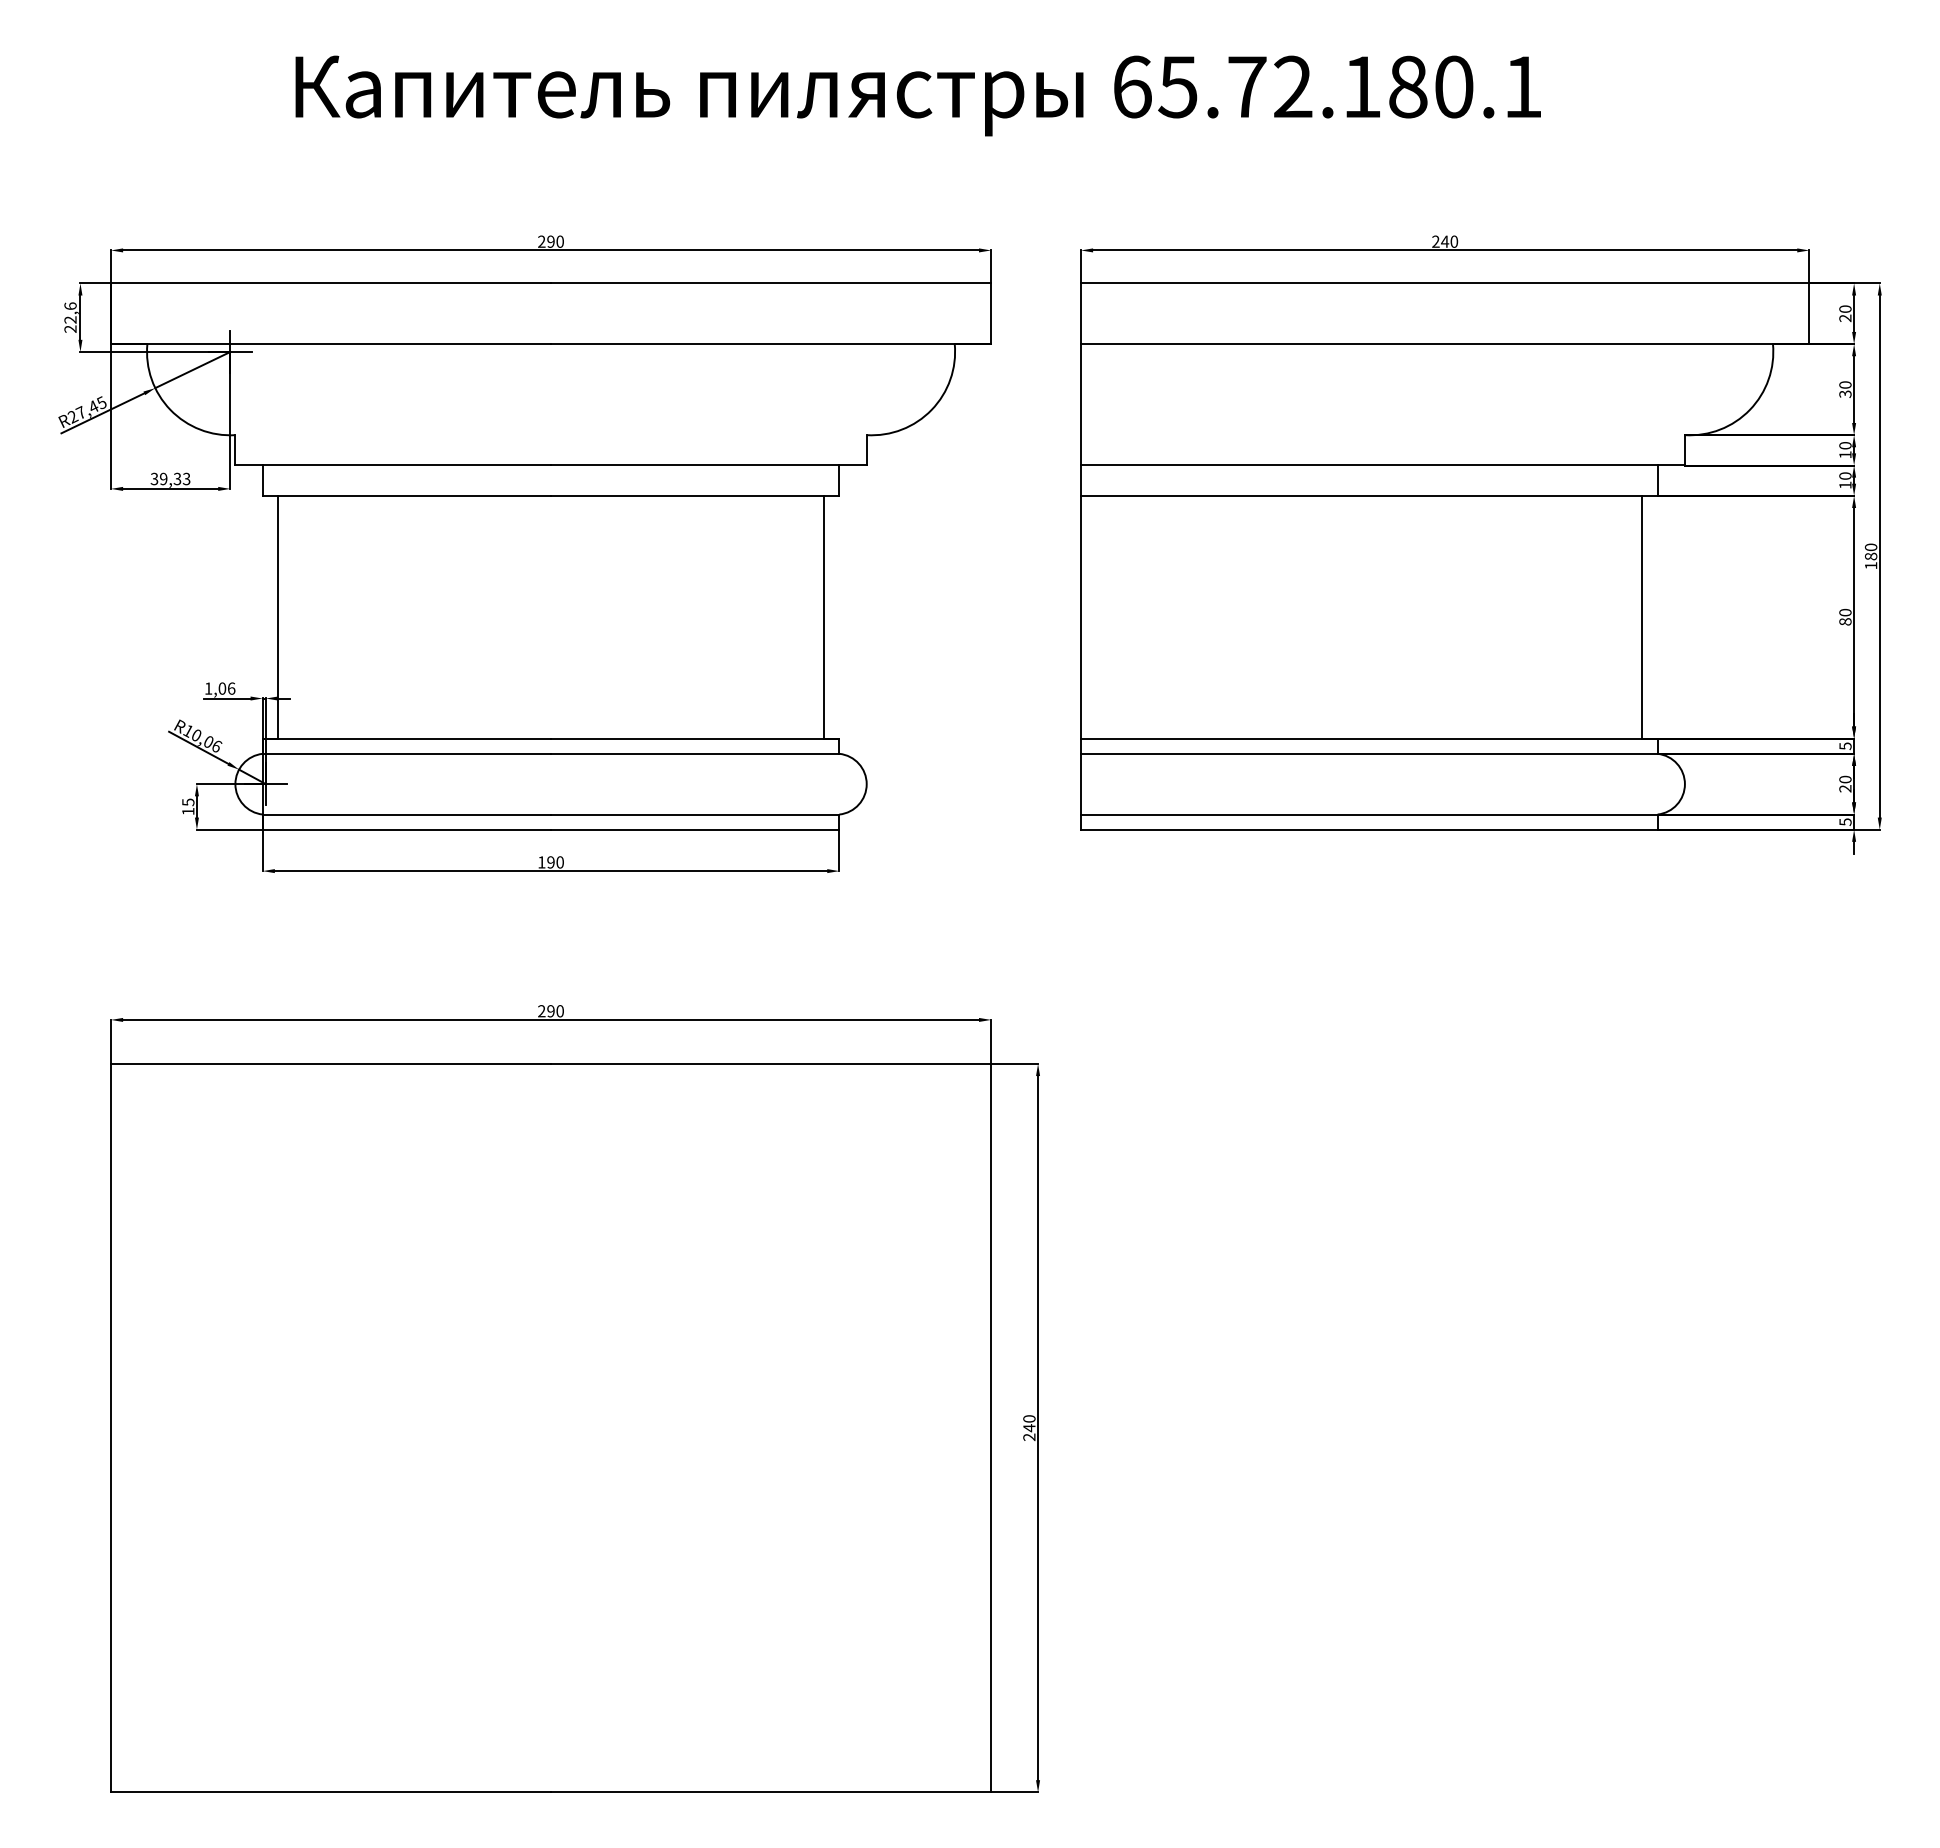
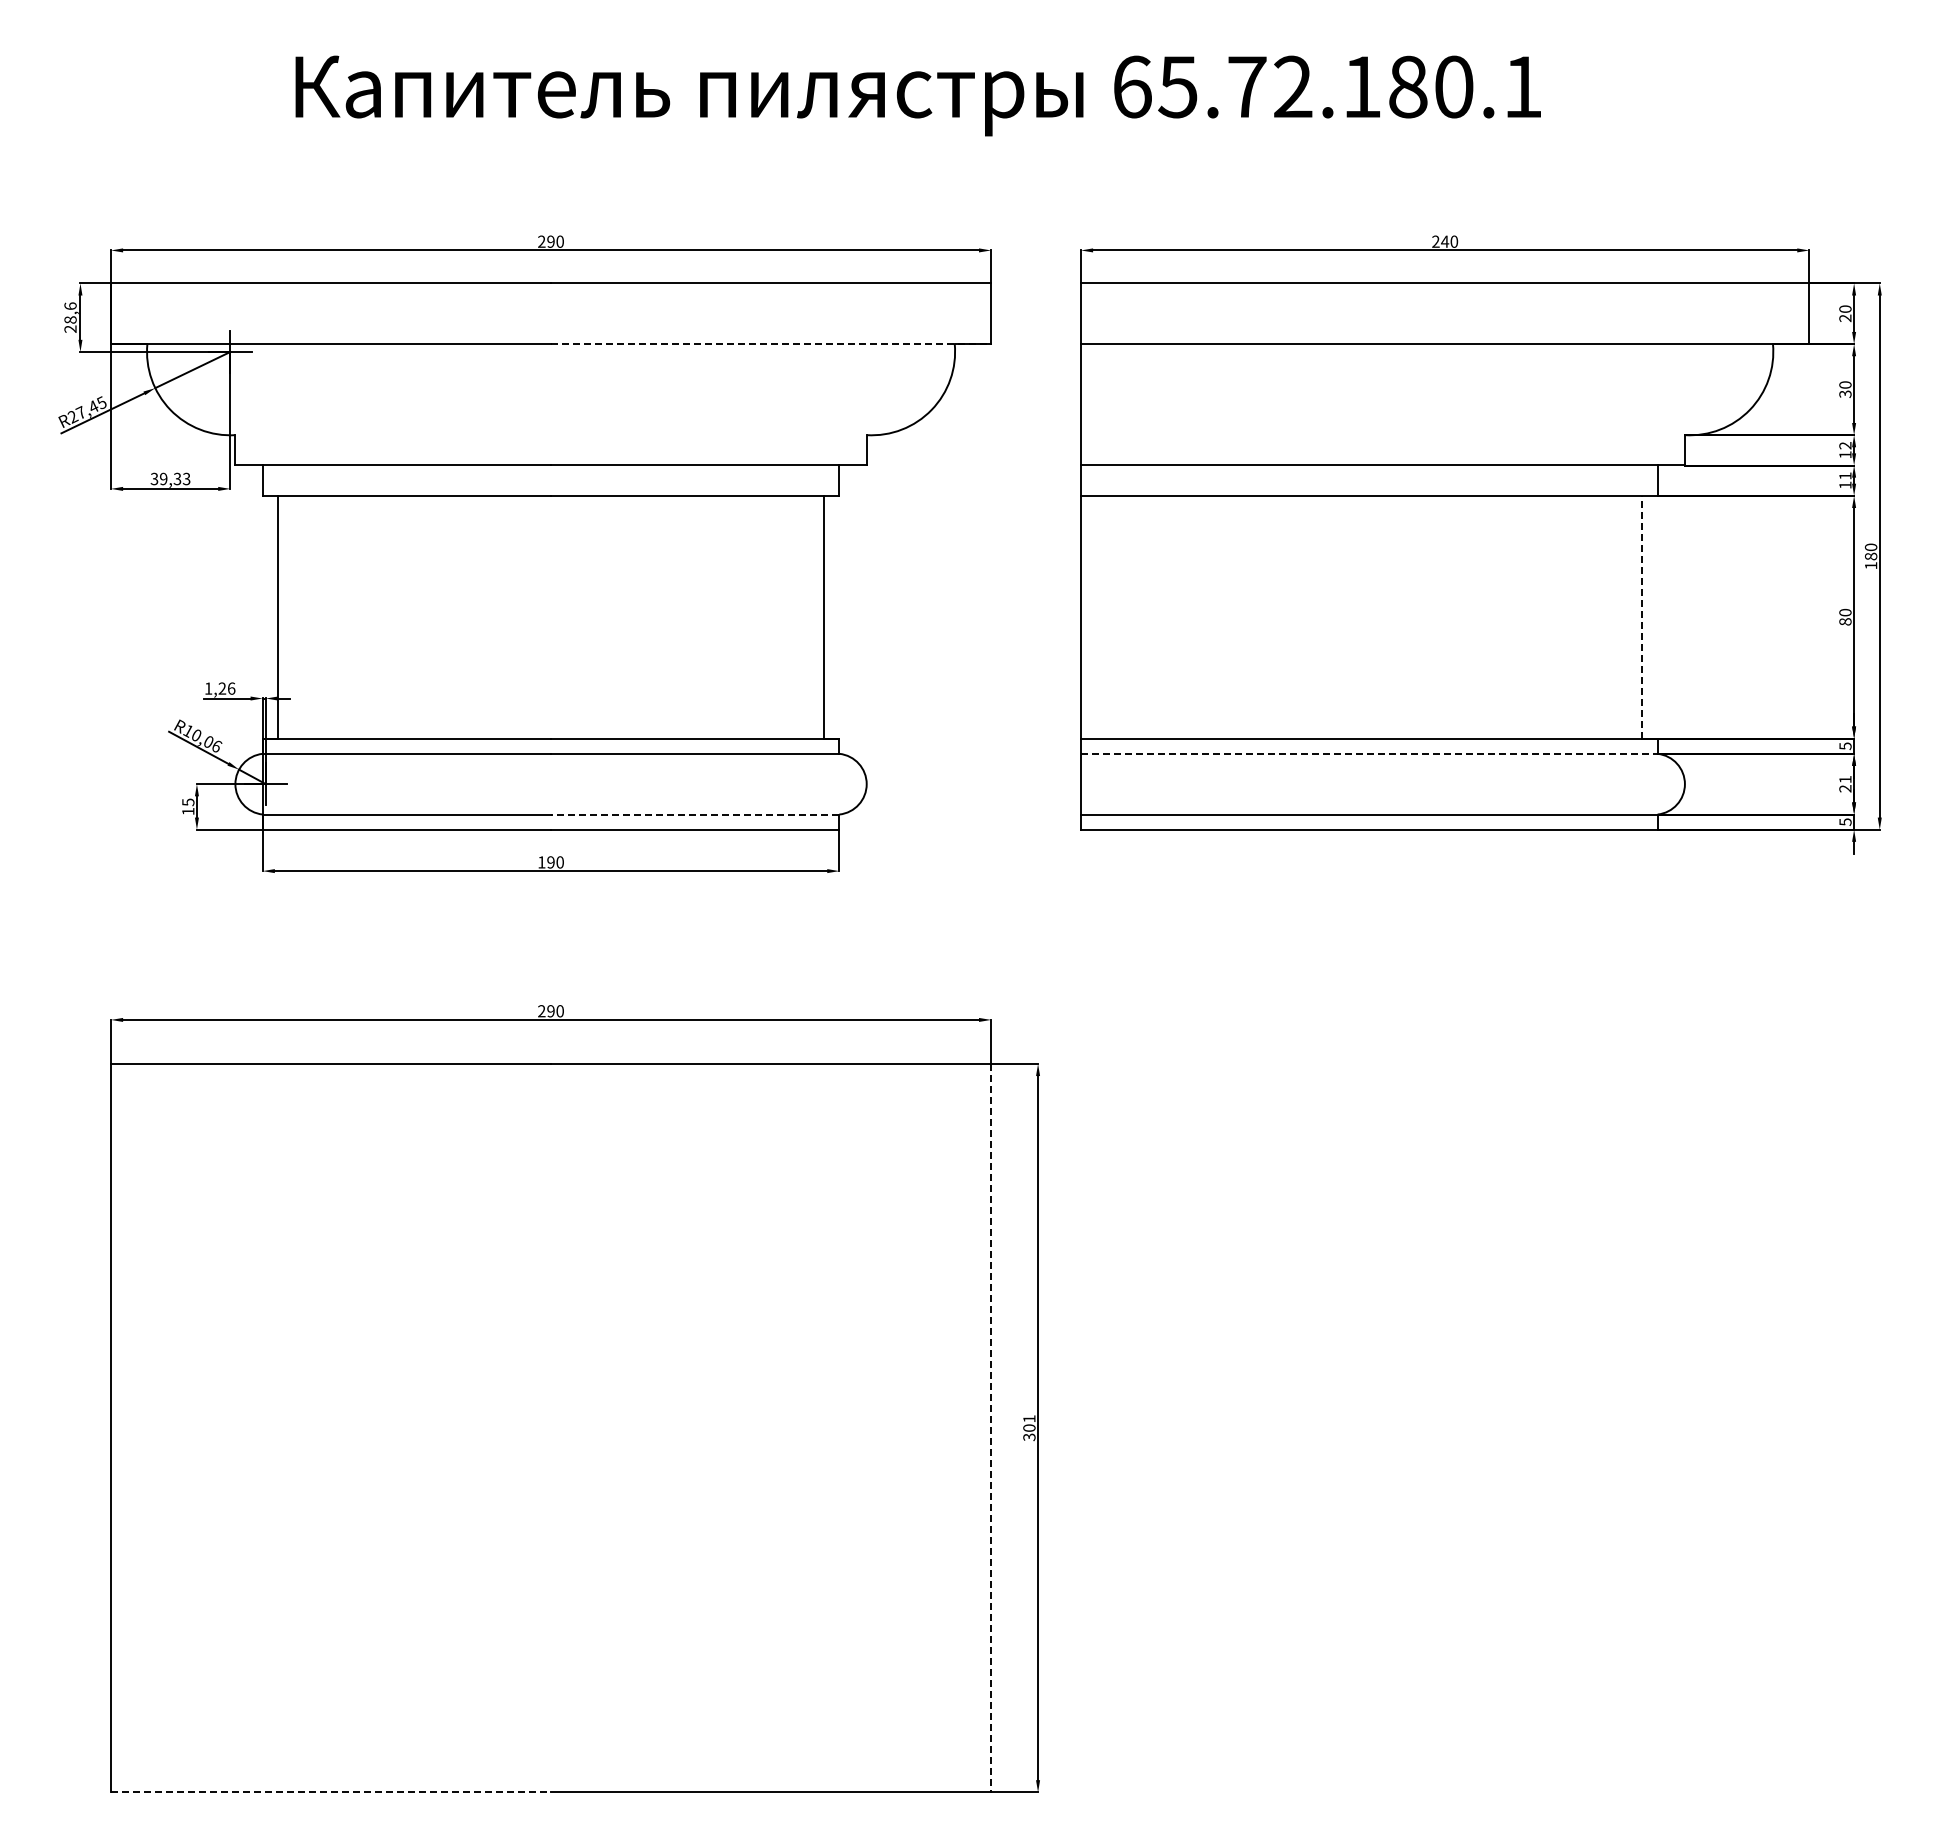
text: 22,6 -> 28,6 (70, 319)
line: solid -> dashed (771, 344)
text: 10 -> 12 (1845, 445)
text: 10 -> 11 (1845, 475)
line: solid -> dashed (1642, 616)
text: 1,06 -> 1,26 (222, 688)
line: solid -> dashed (1369, 753)
text: 20 -> 21 (1845, 779)
line: solid -> dashed (694, 814)
text: 240 -> 301 (1029, 1427)
line: solid -> dashed (991, 1428)
line: solid -> dashed (331, 1792)
